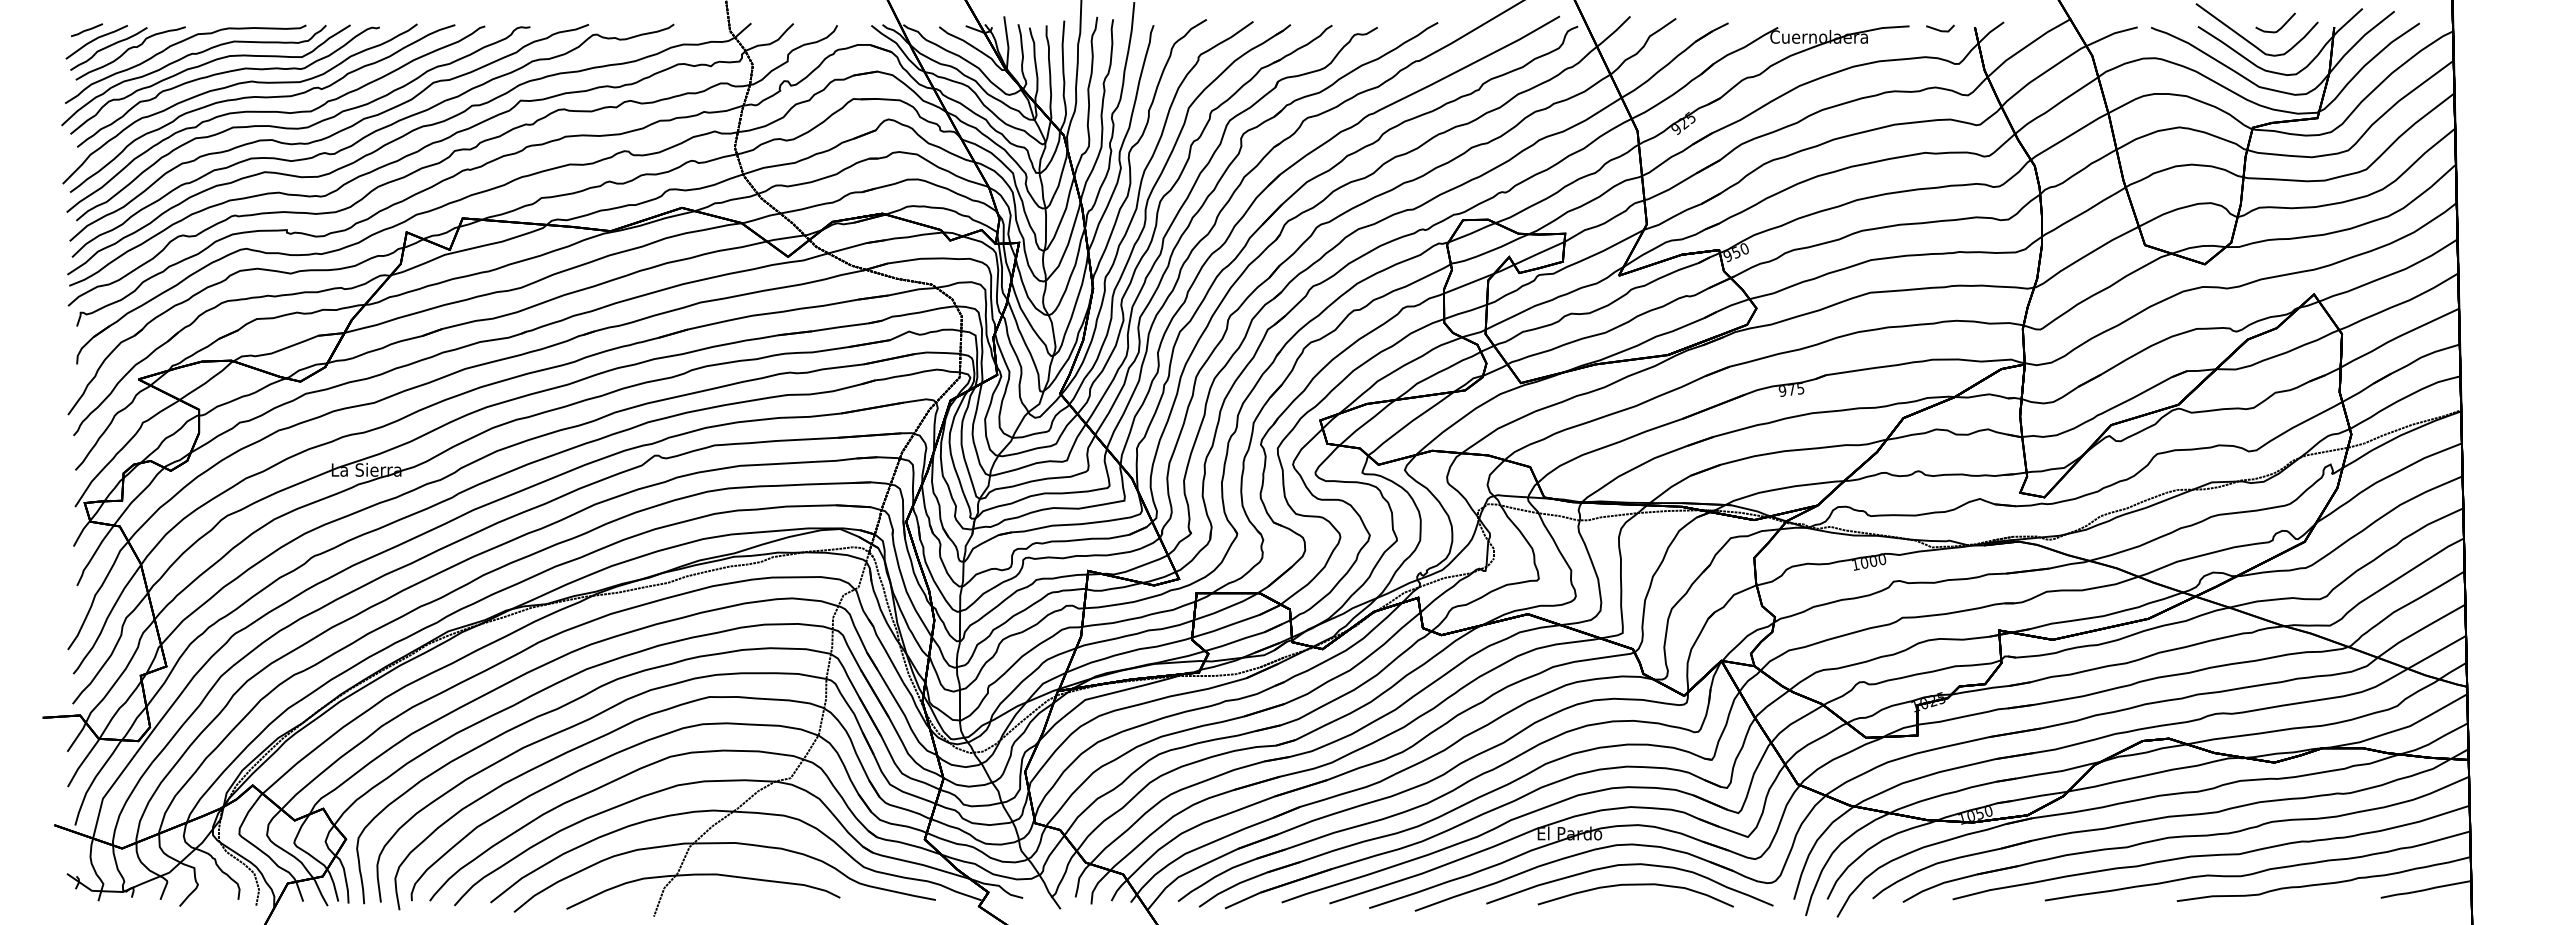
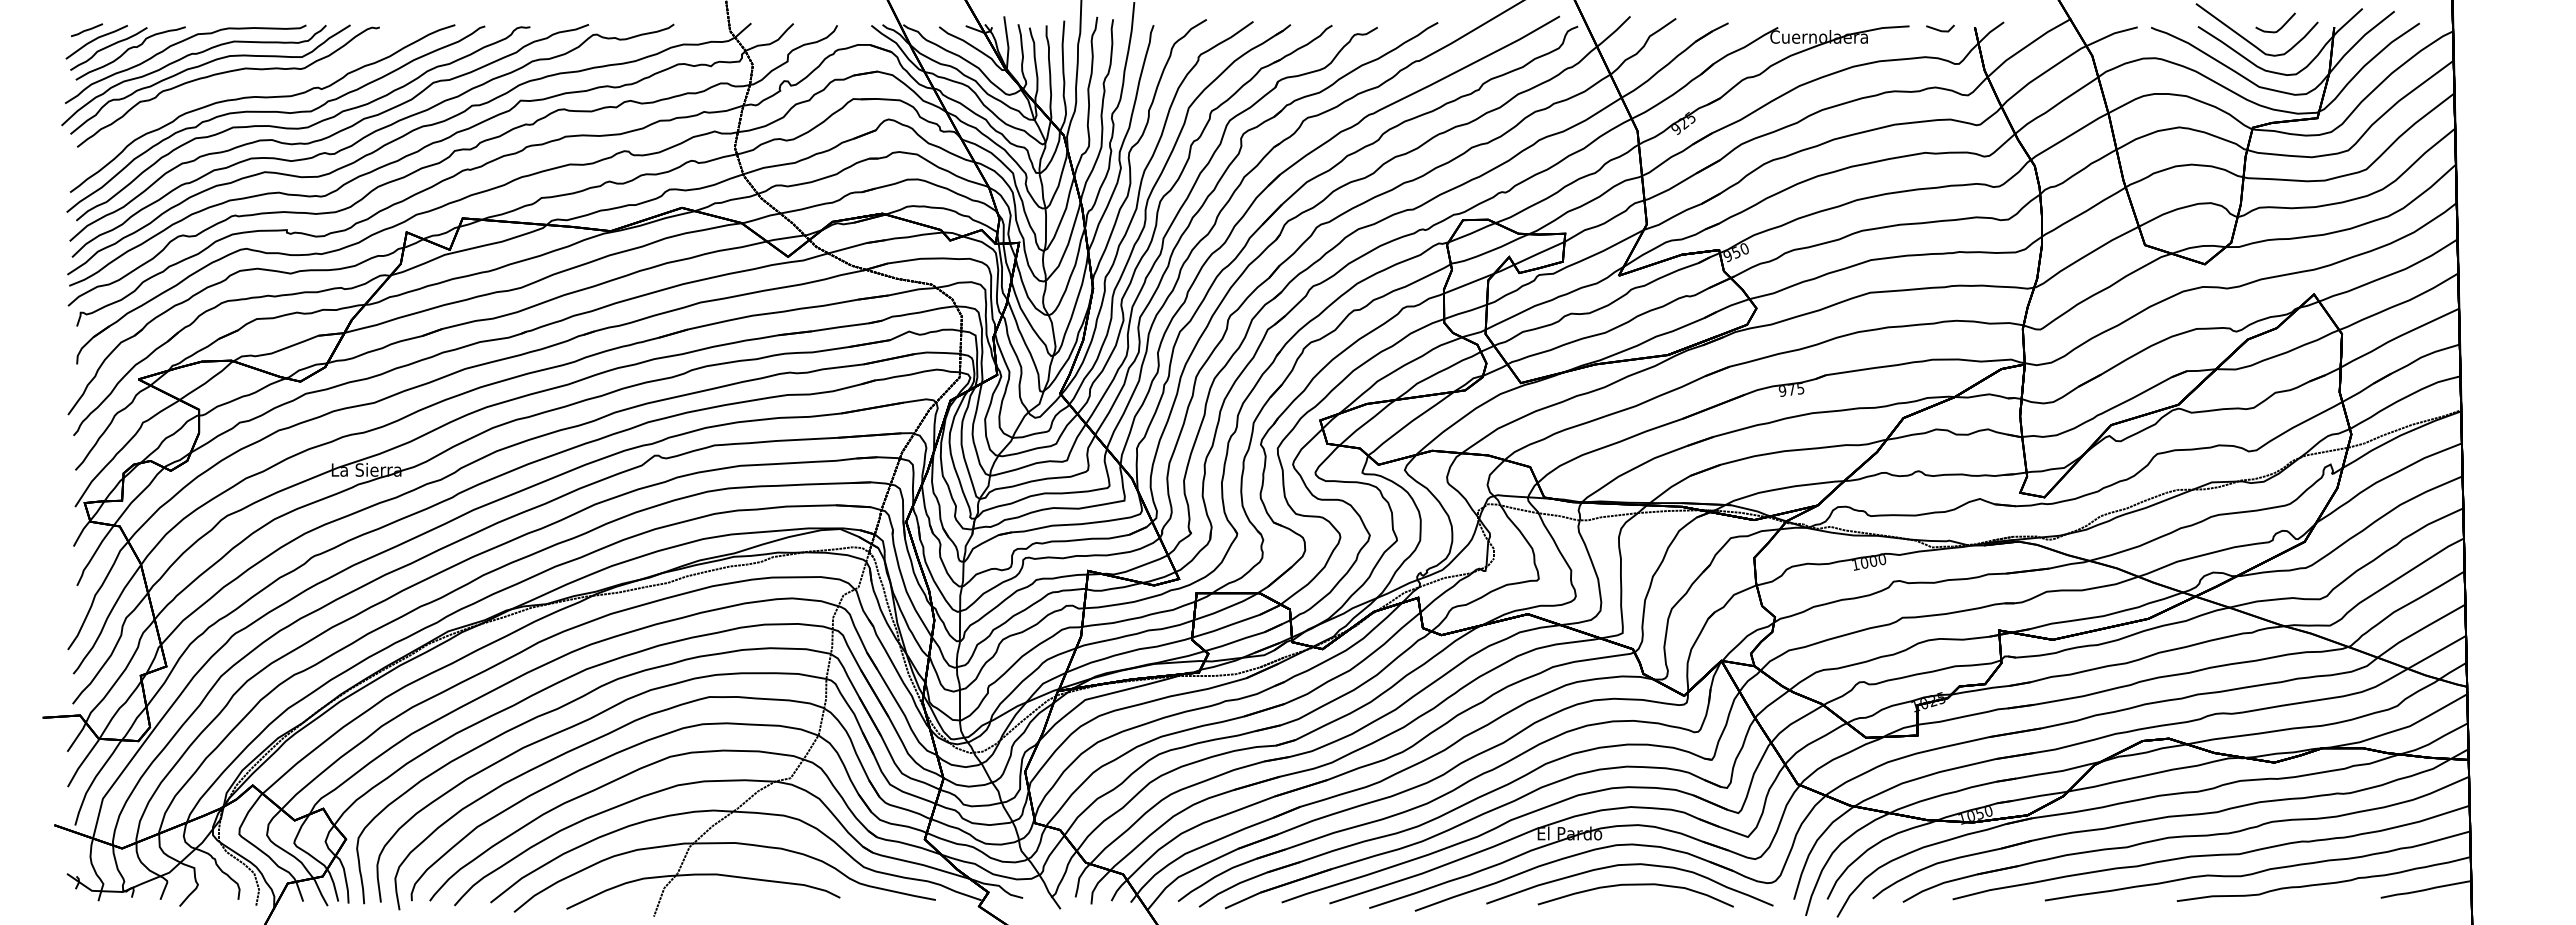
curve: present -> none (233, 86)
